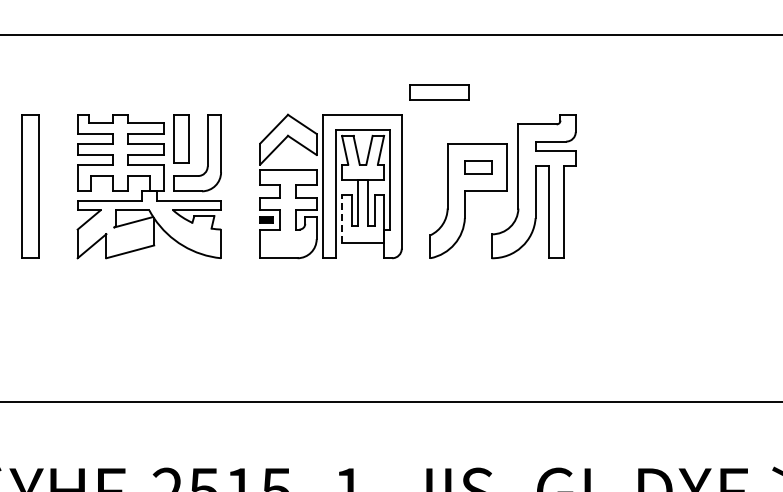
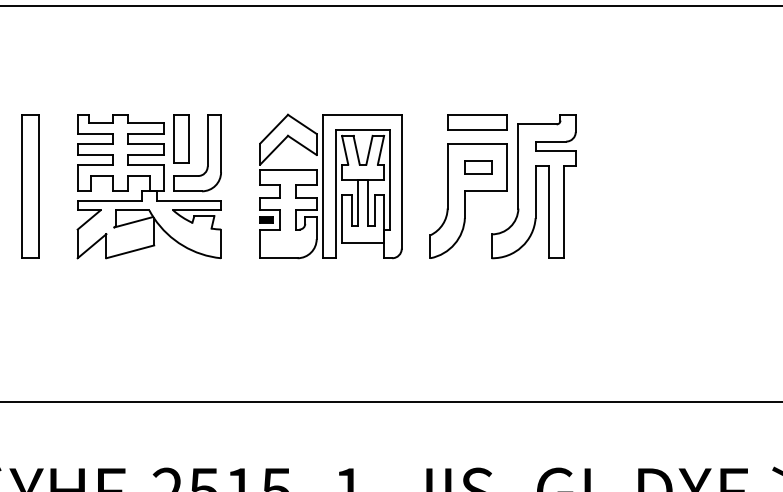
line position: (390, 34) -> (390, 5) (390, 5)
part position: (439, 92) -> (477, 122) (477, 122)
line: dashed -> solid (342, 219)
